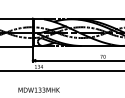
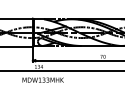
text position: (38, 89) -> (42, 79) (42, 79)
